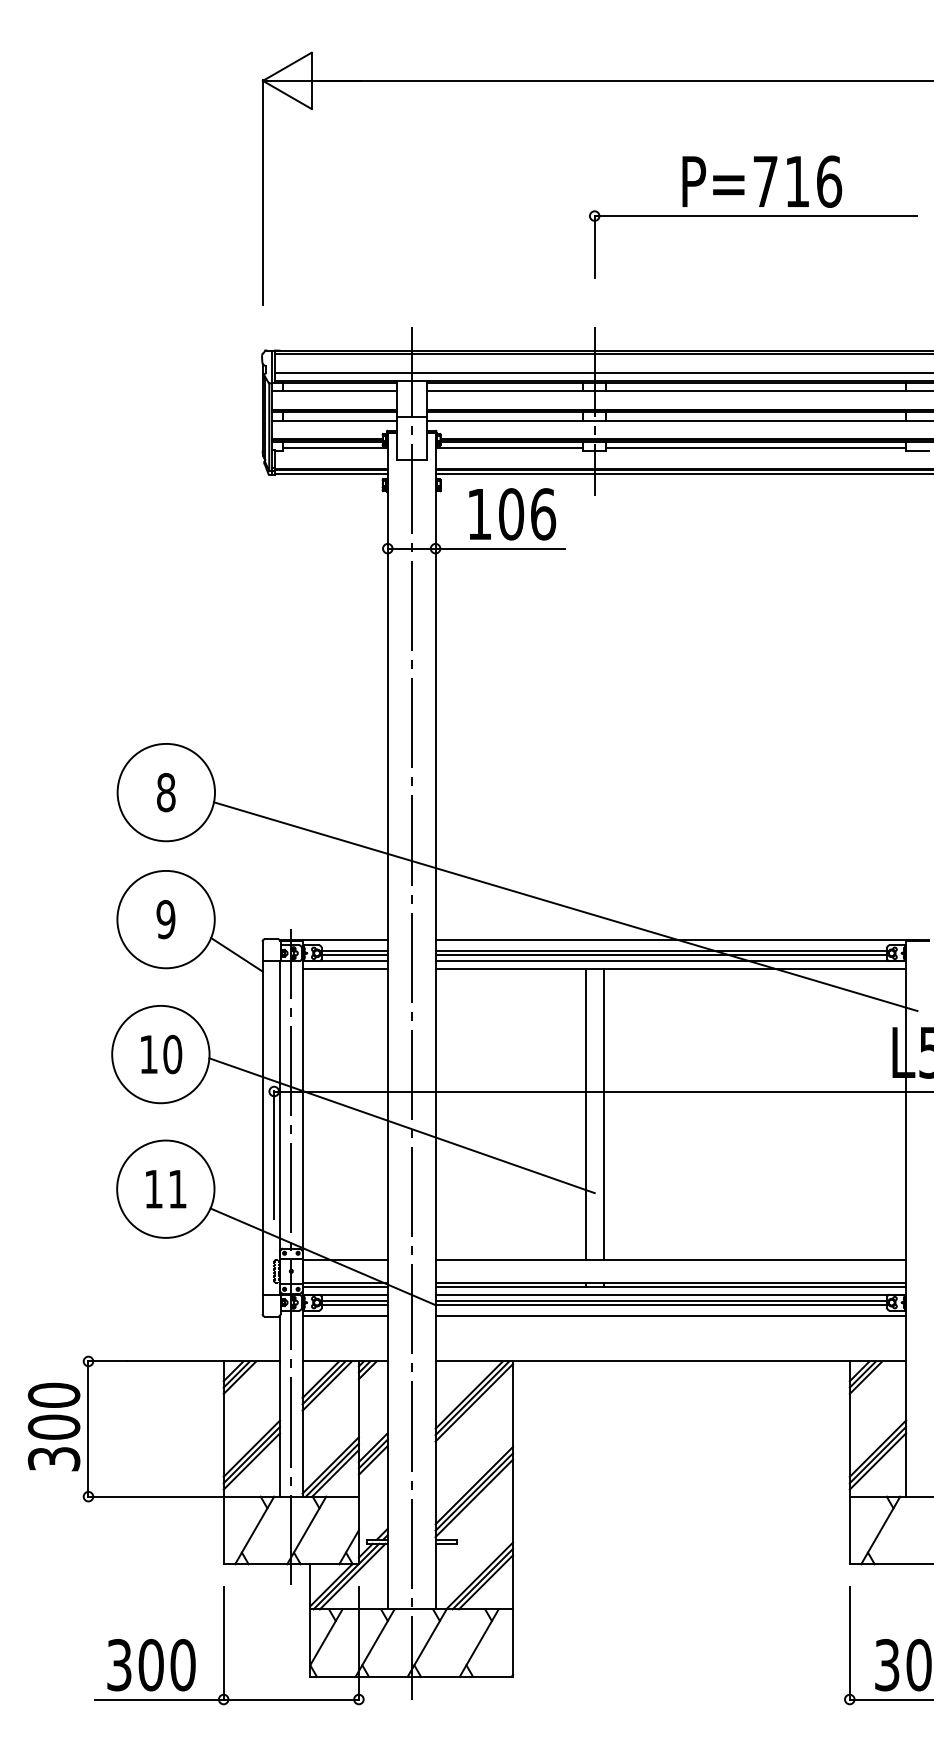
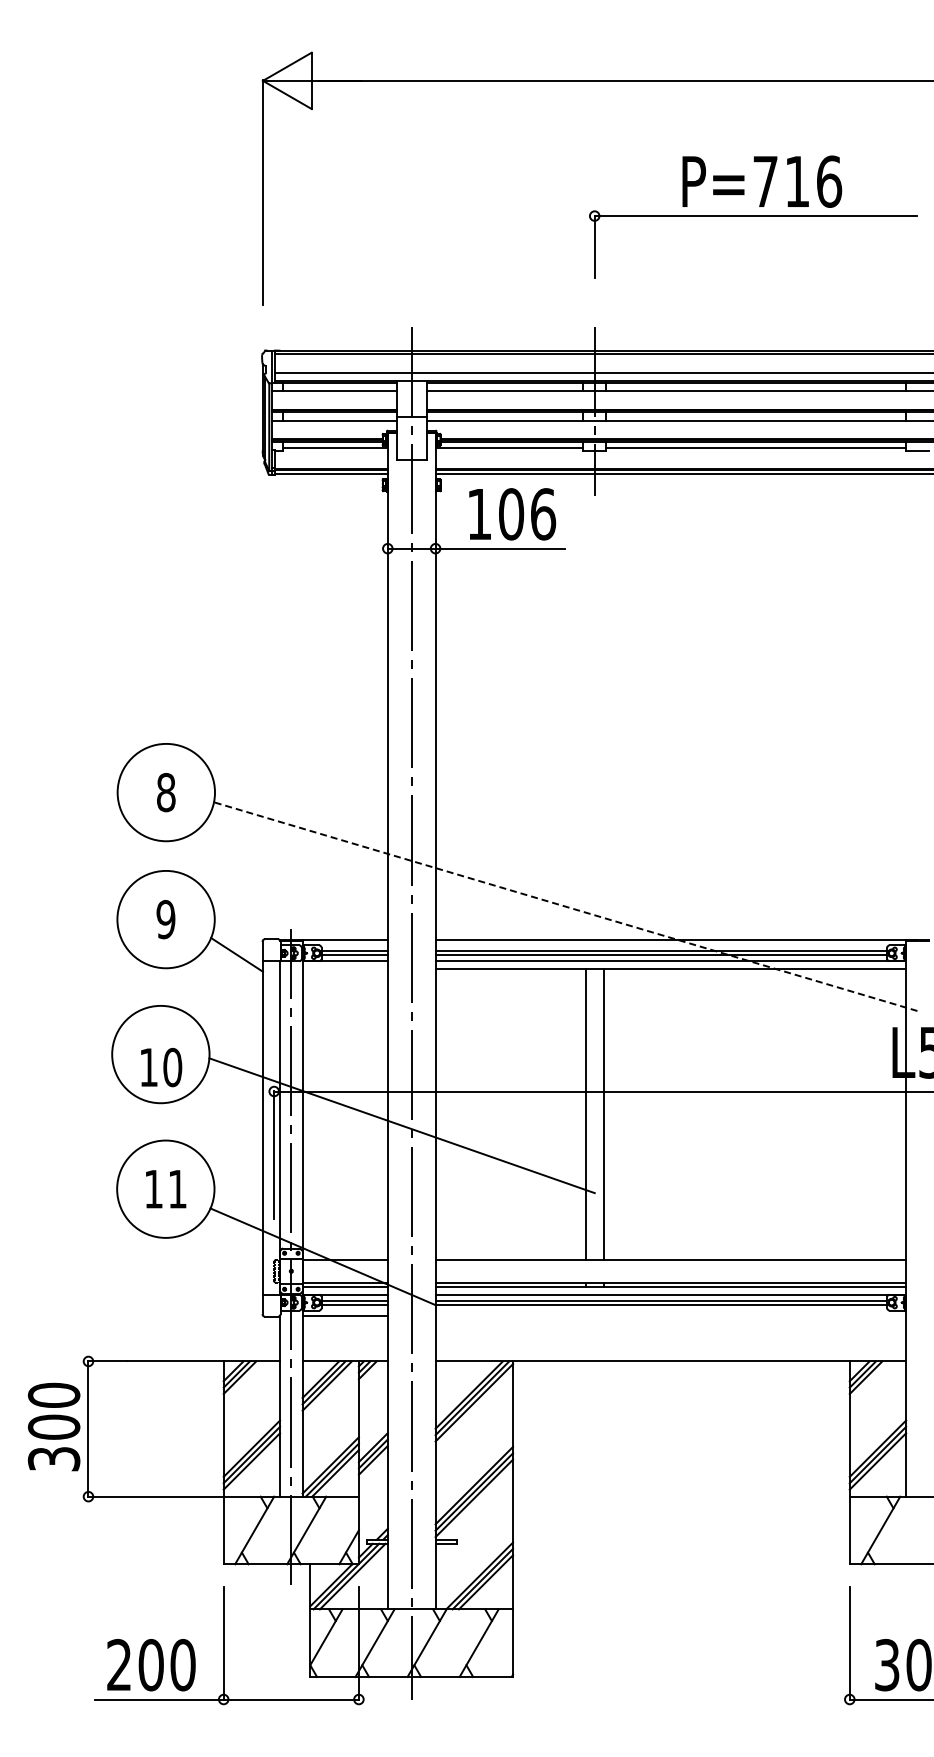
line: solid -> dashed (565, 906)
line: present -> none (344, 968)
text position: (161, 1054) -> (161, 1067) (161, 1067)
line: present -> none (670, 1316)
text: 300 -> 200 (119, 1665)
